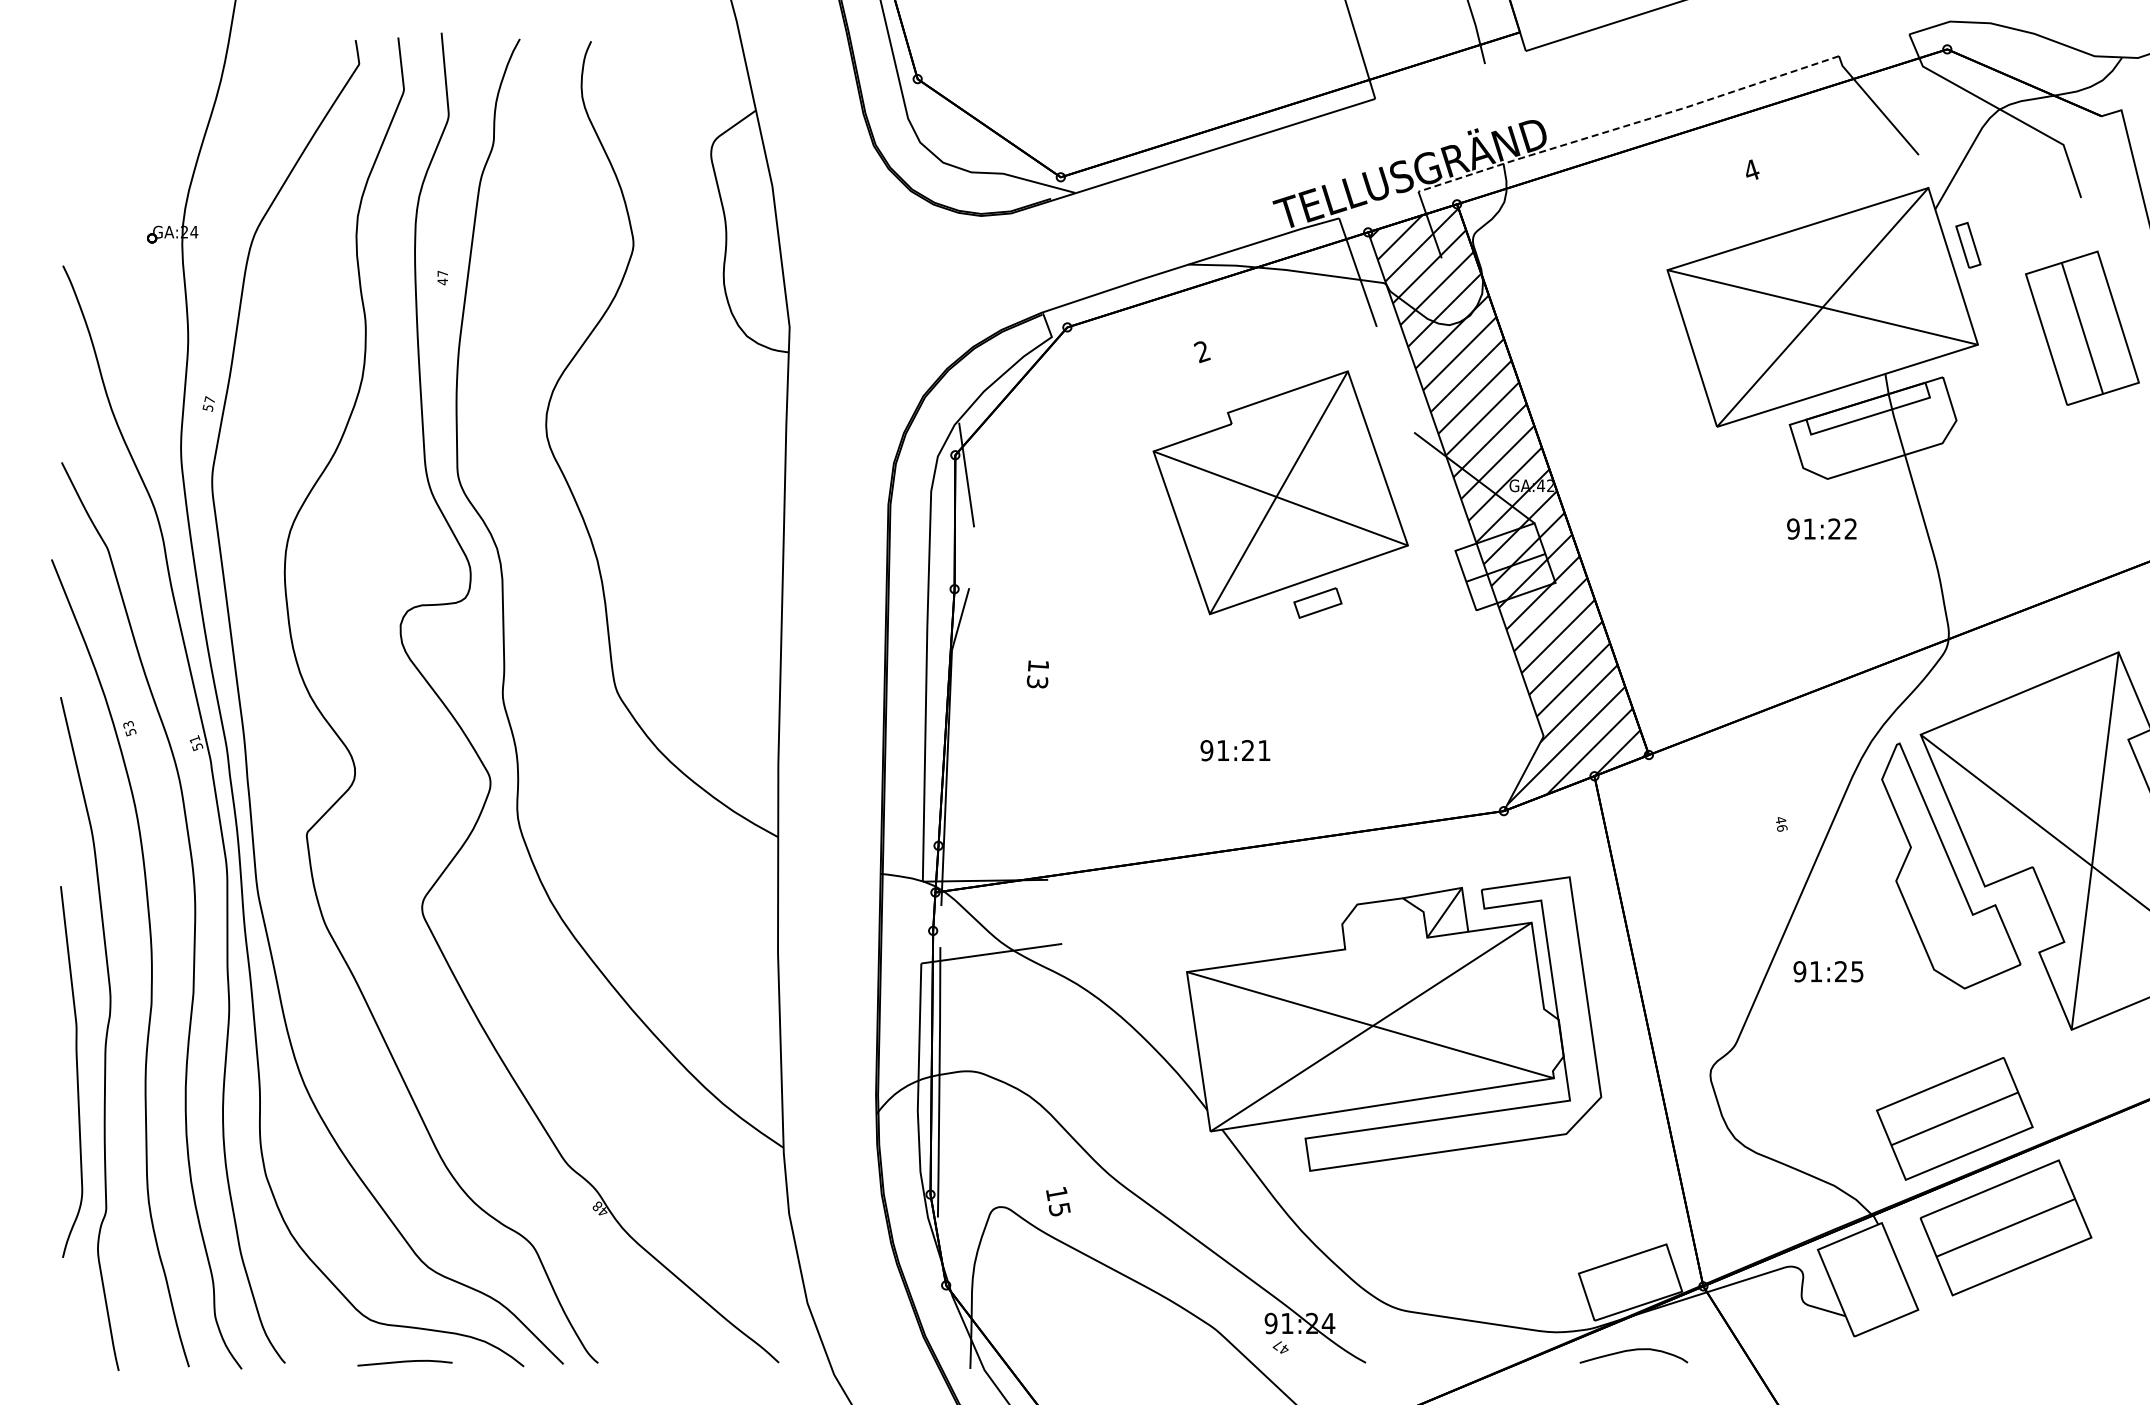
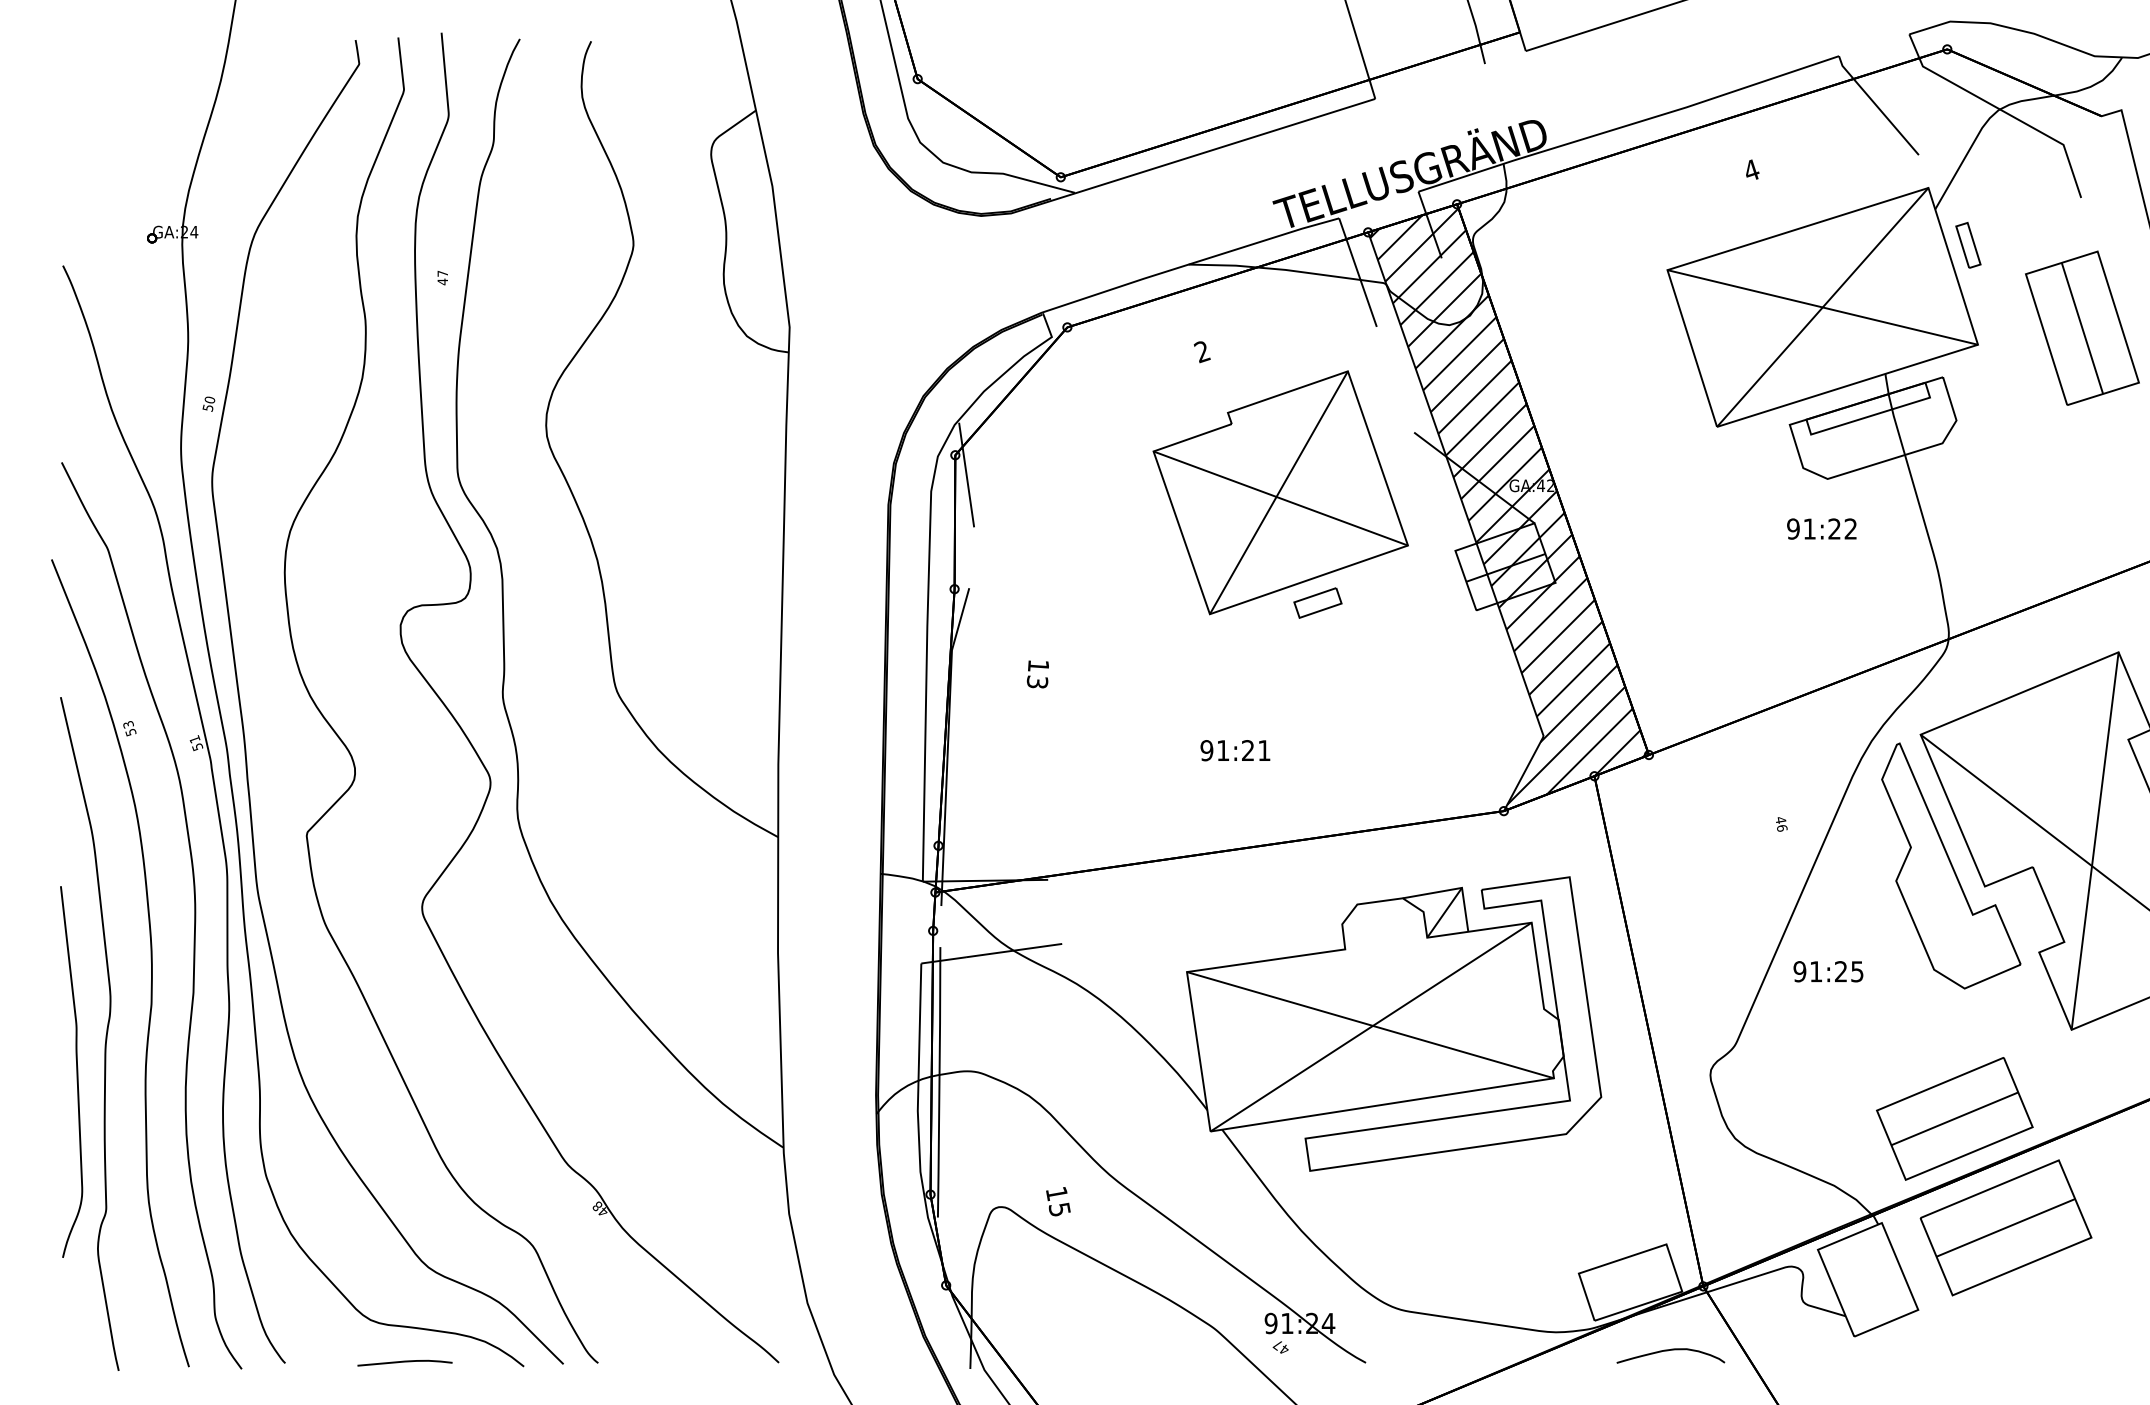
line: dashed -> solid (1628, 125)
text: 57 -> 50 (209, 399)
curve position: (1631, 1351) -> (1668, 1351) (1668, 1351)
